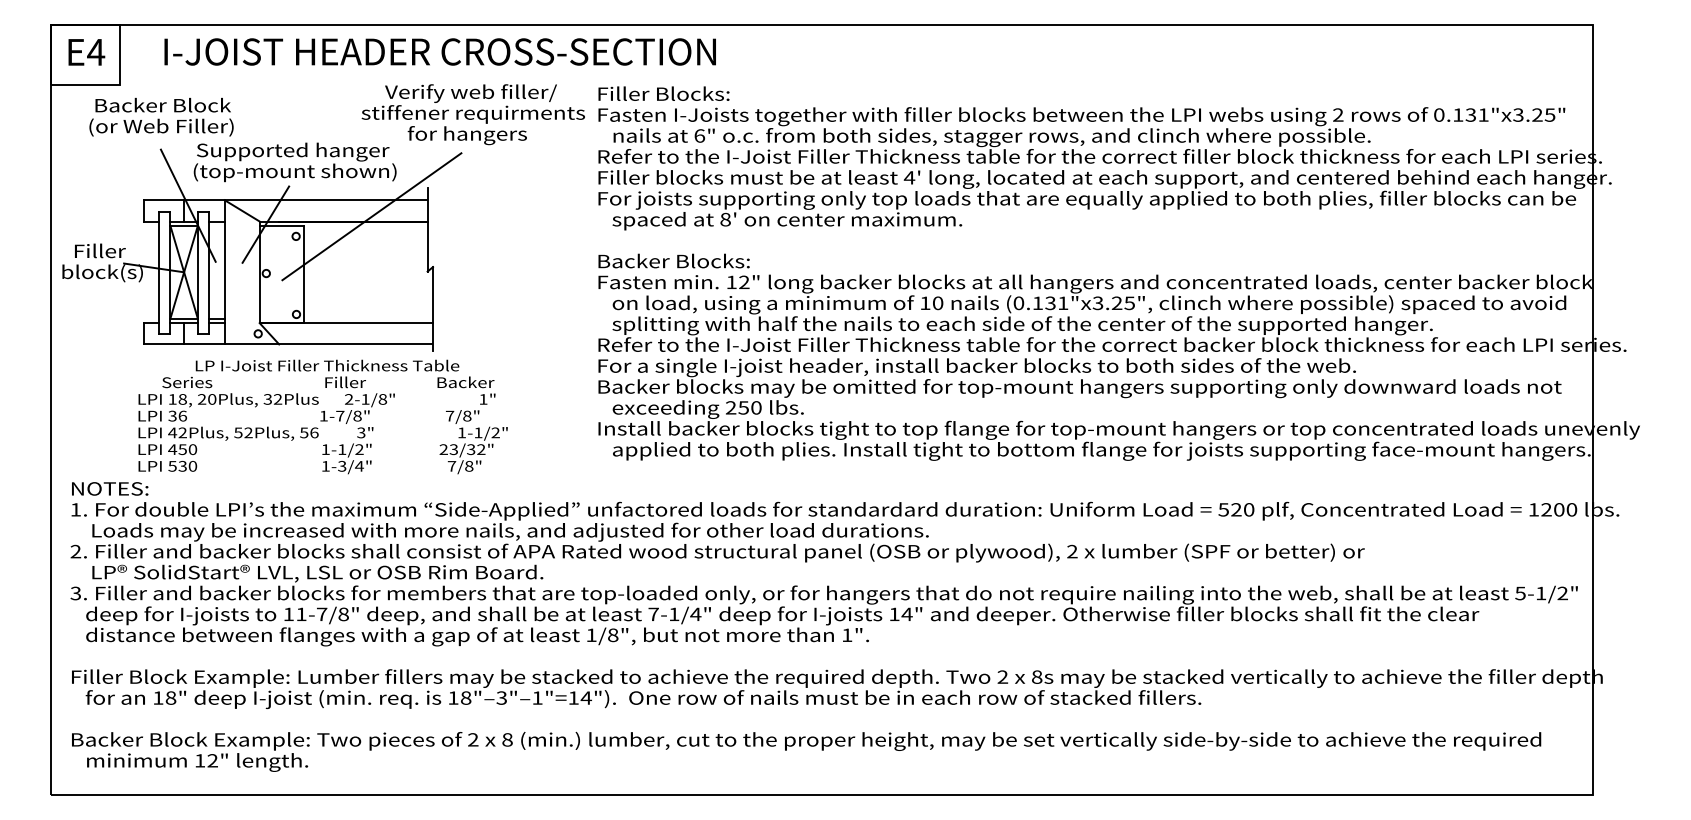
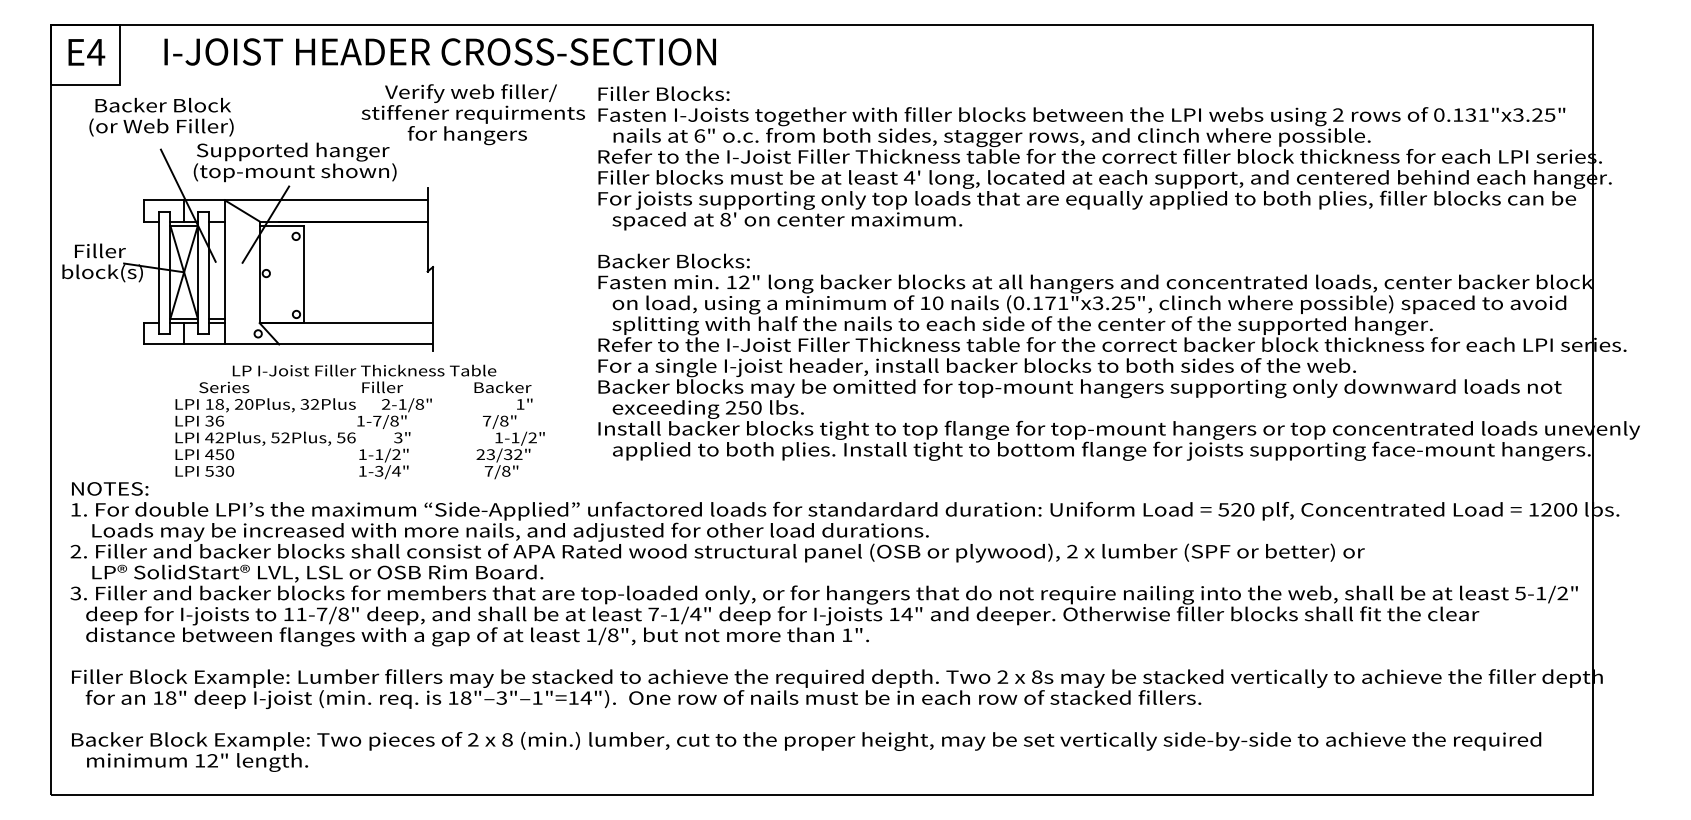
line: present -> none (371, 216)
text: (0.131"x3.25", -> (0.171"x3.25", (1050, 303)
text position: (322, 416) -> (359, 421) (359, 421)
